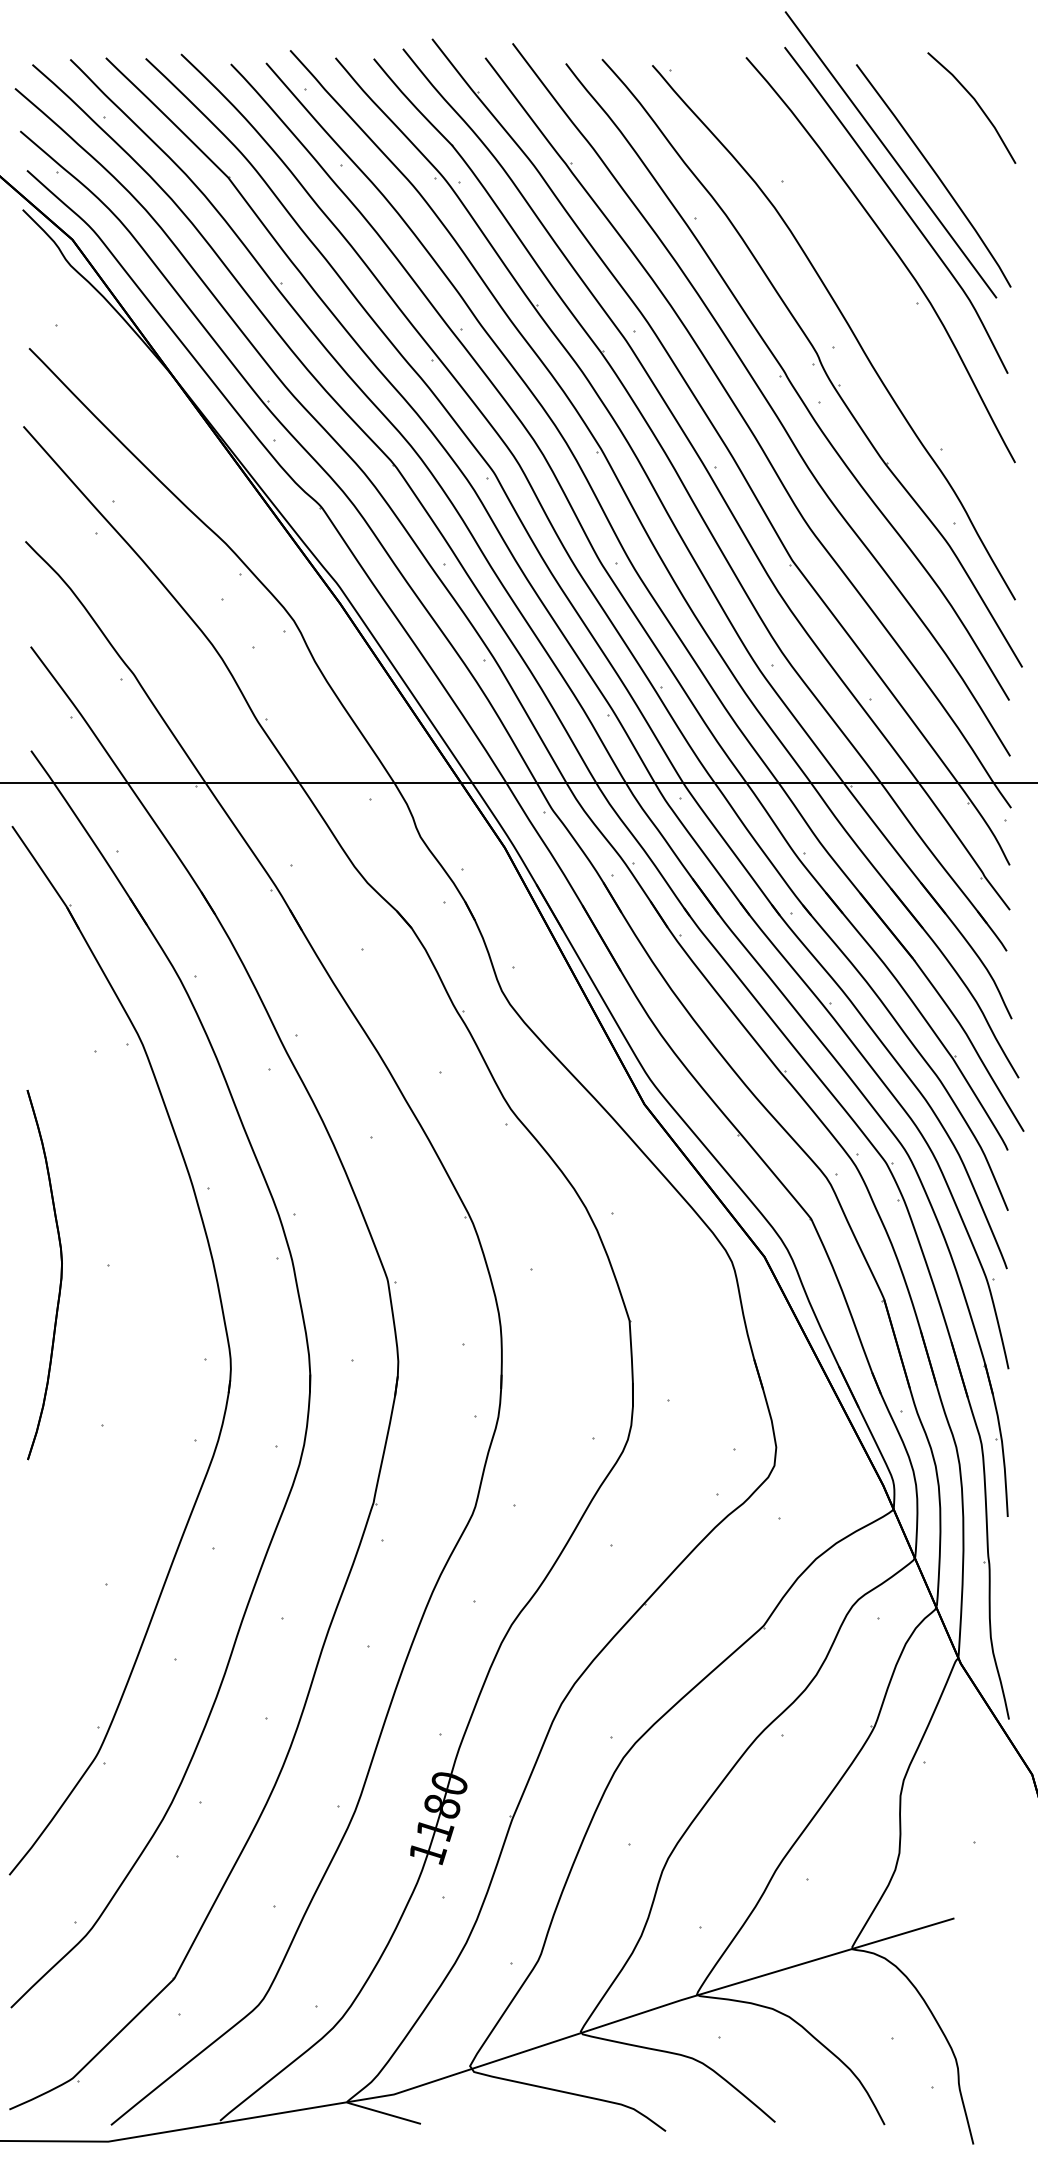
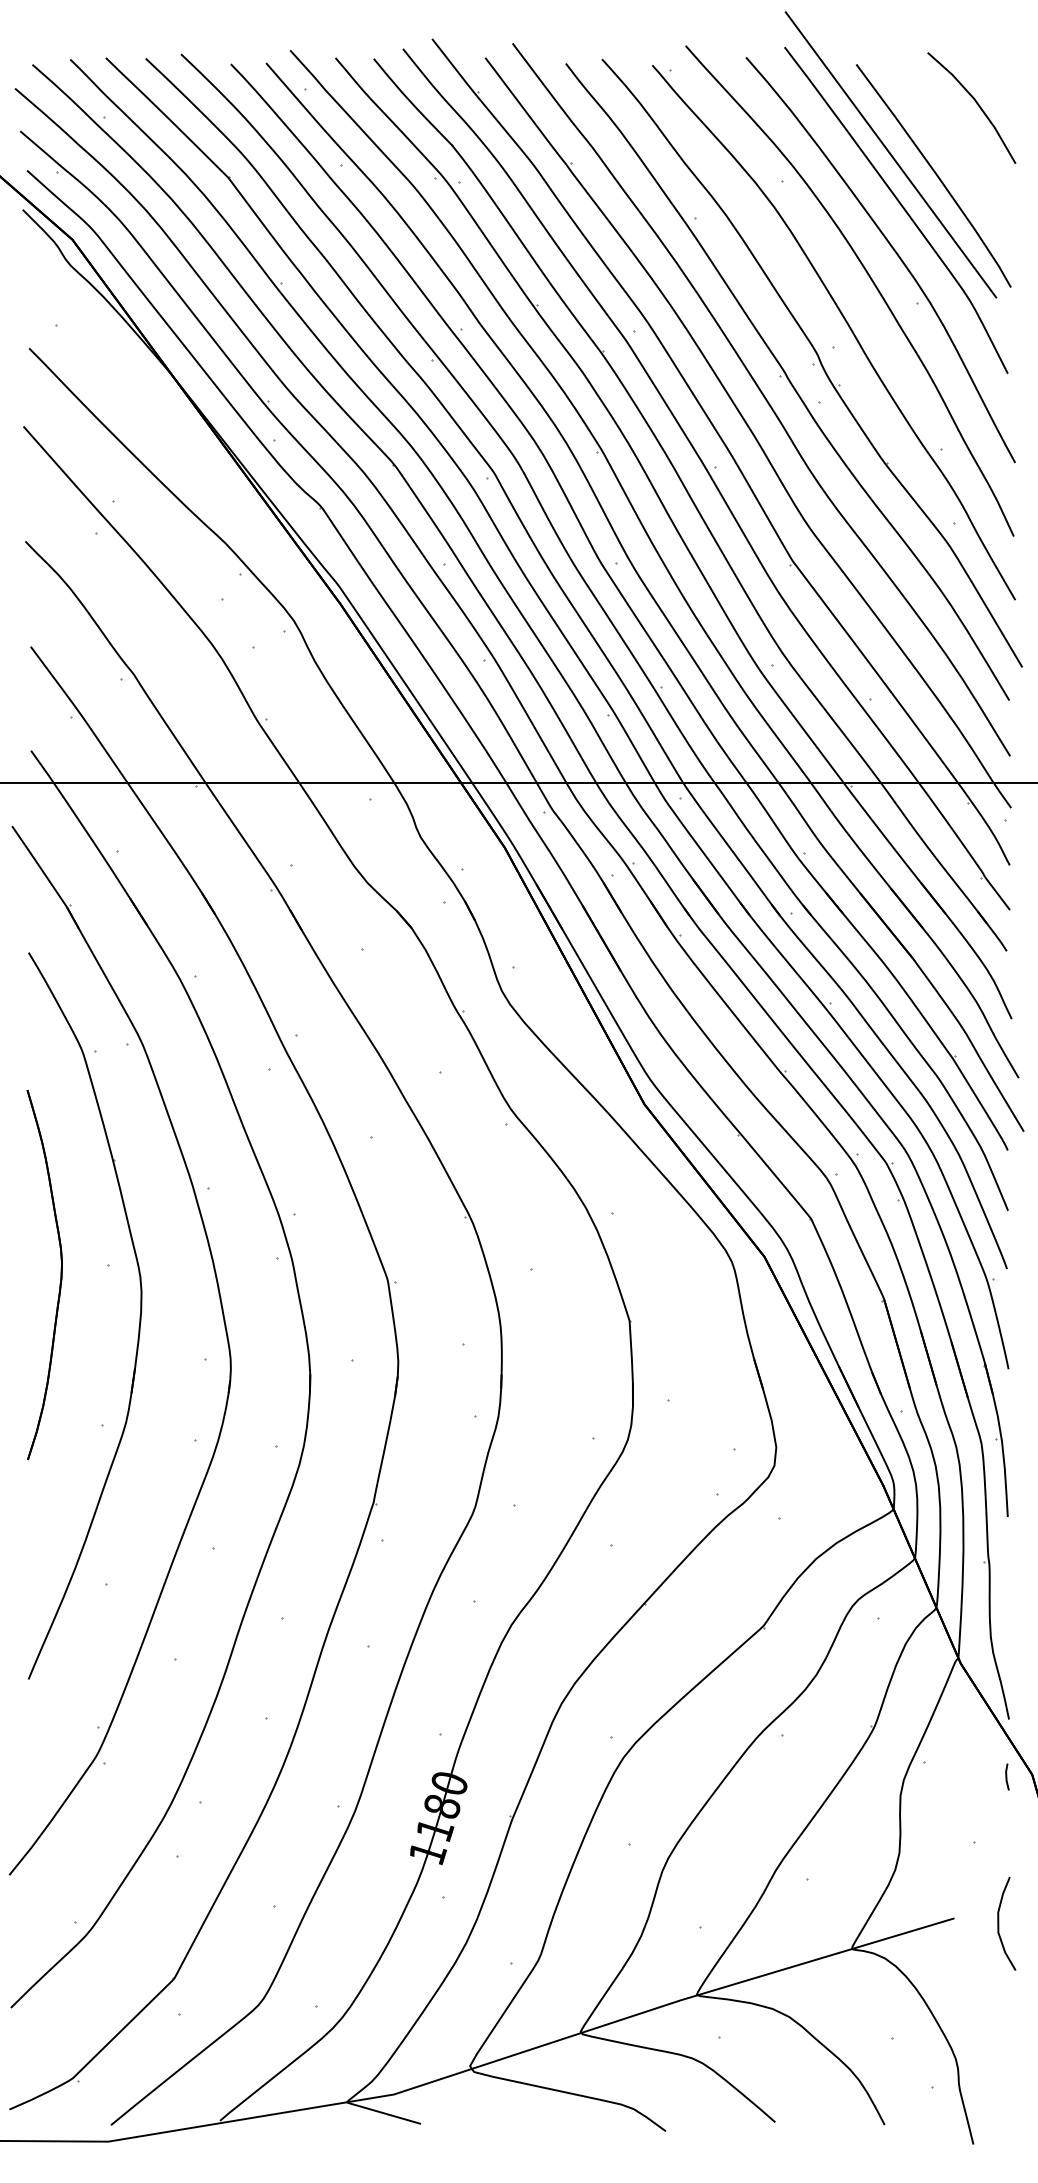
curve: none -> present (869, 278)
part: none -> present (139, 1316)
line: none -> present (1007, 1776)
curve: none -> present (999, 1923)
